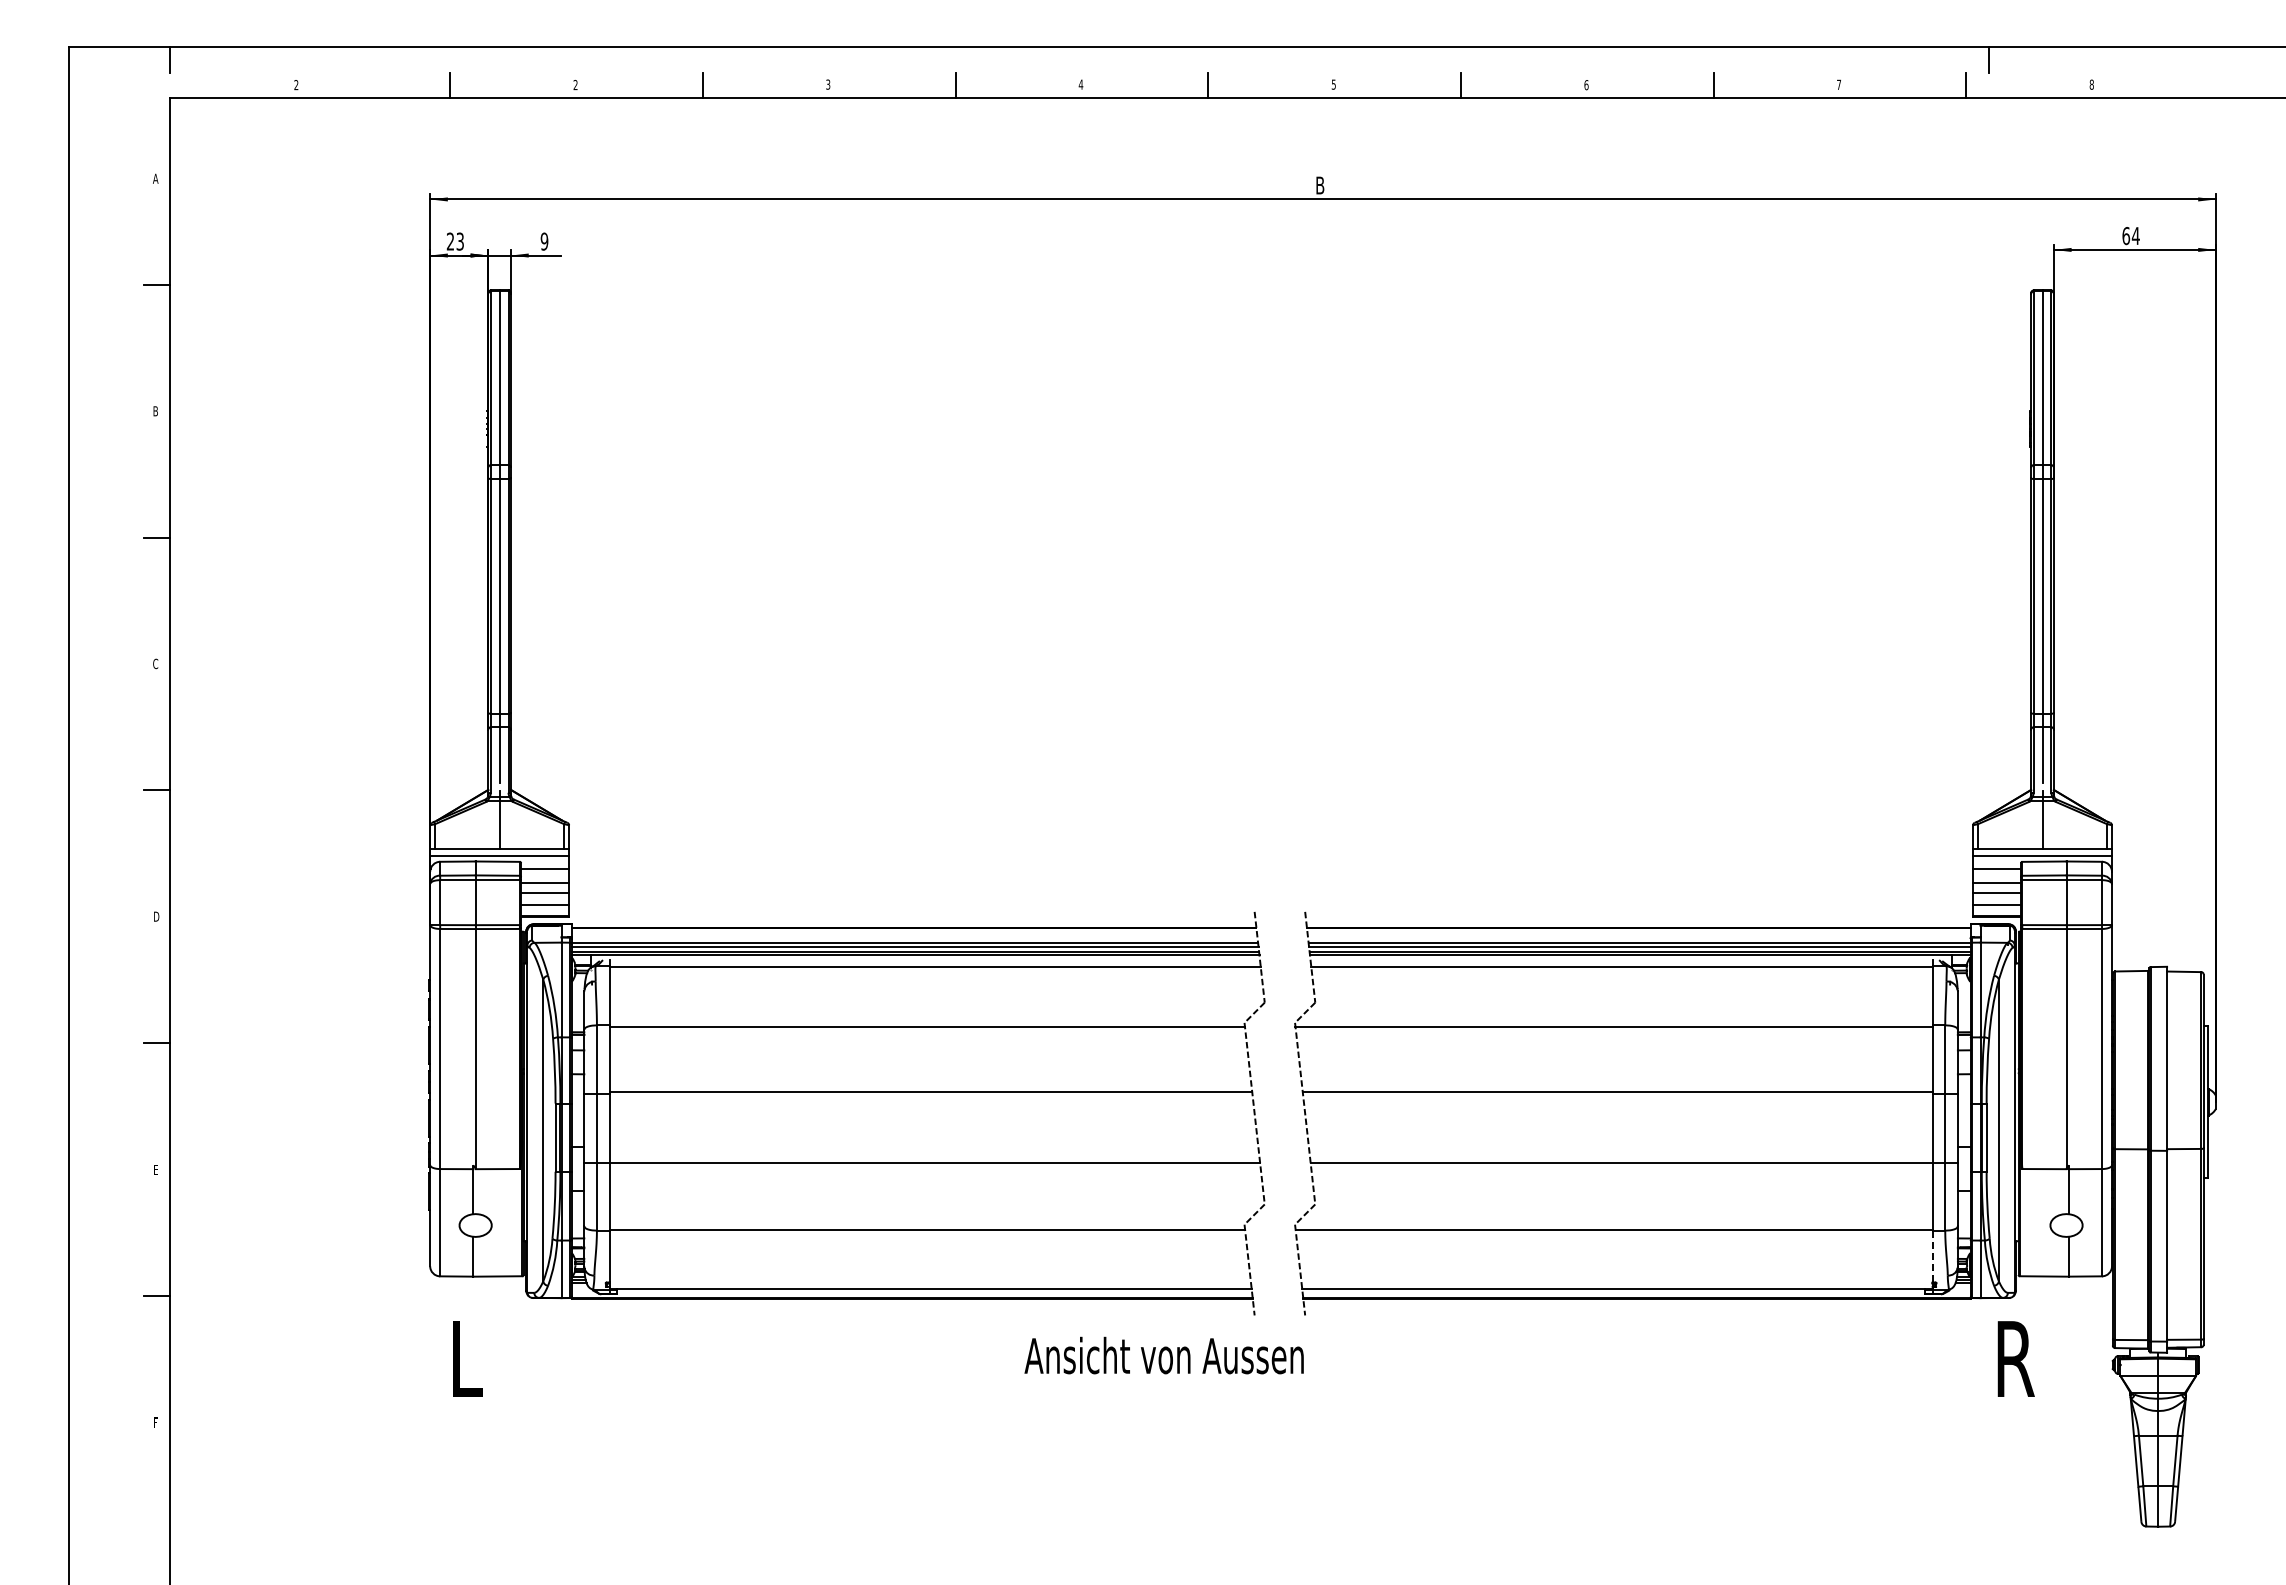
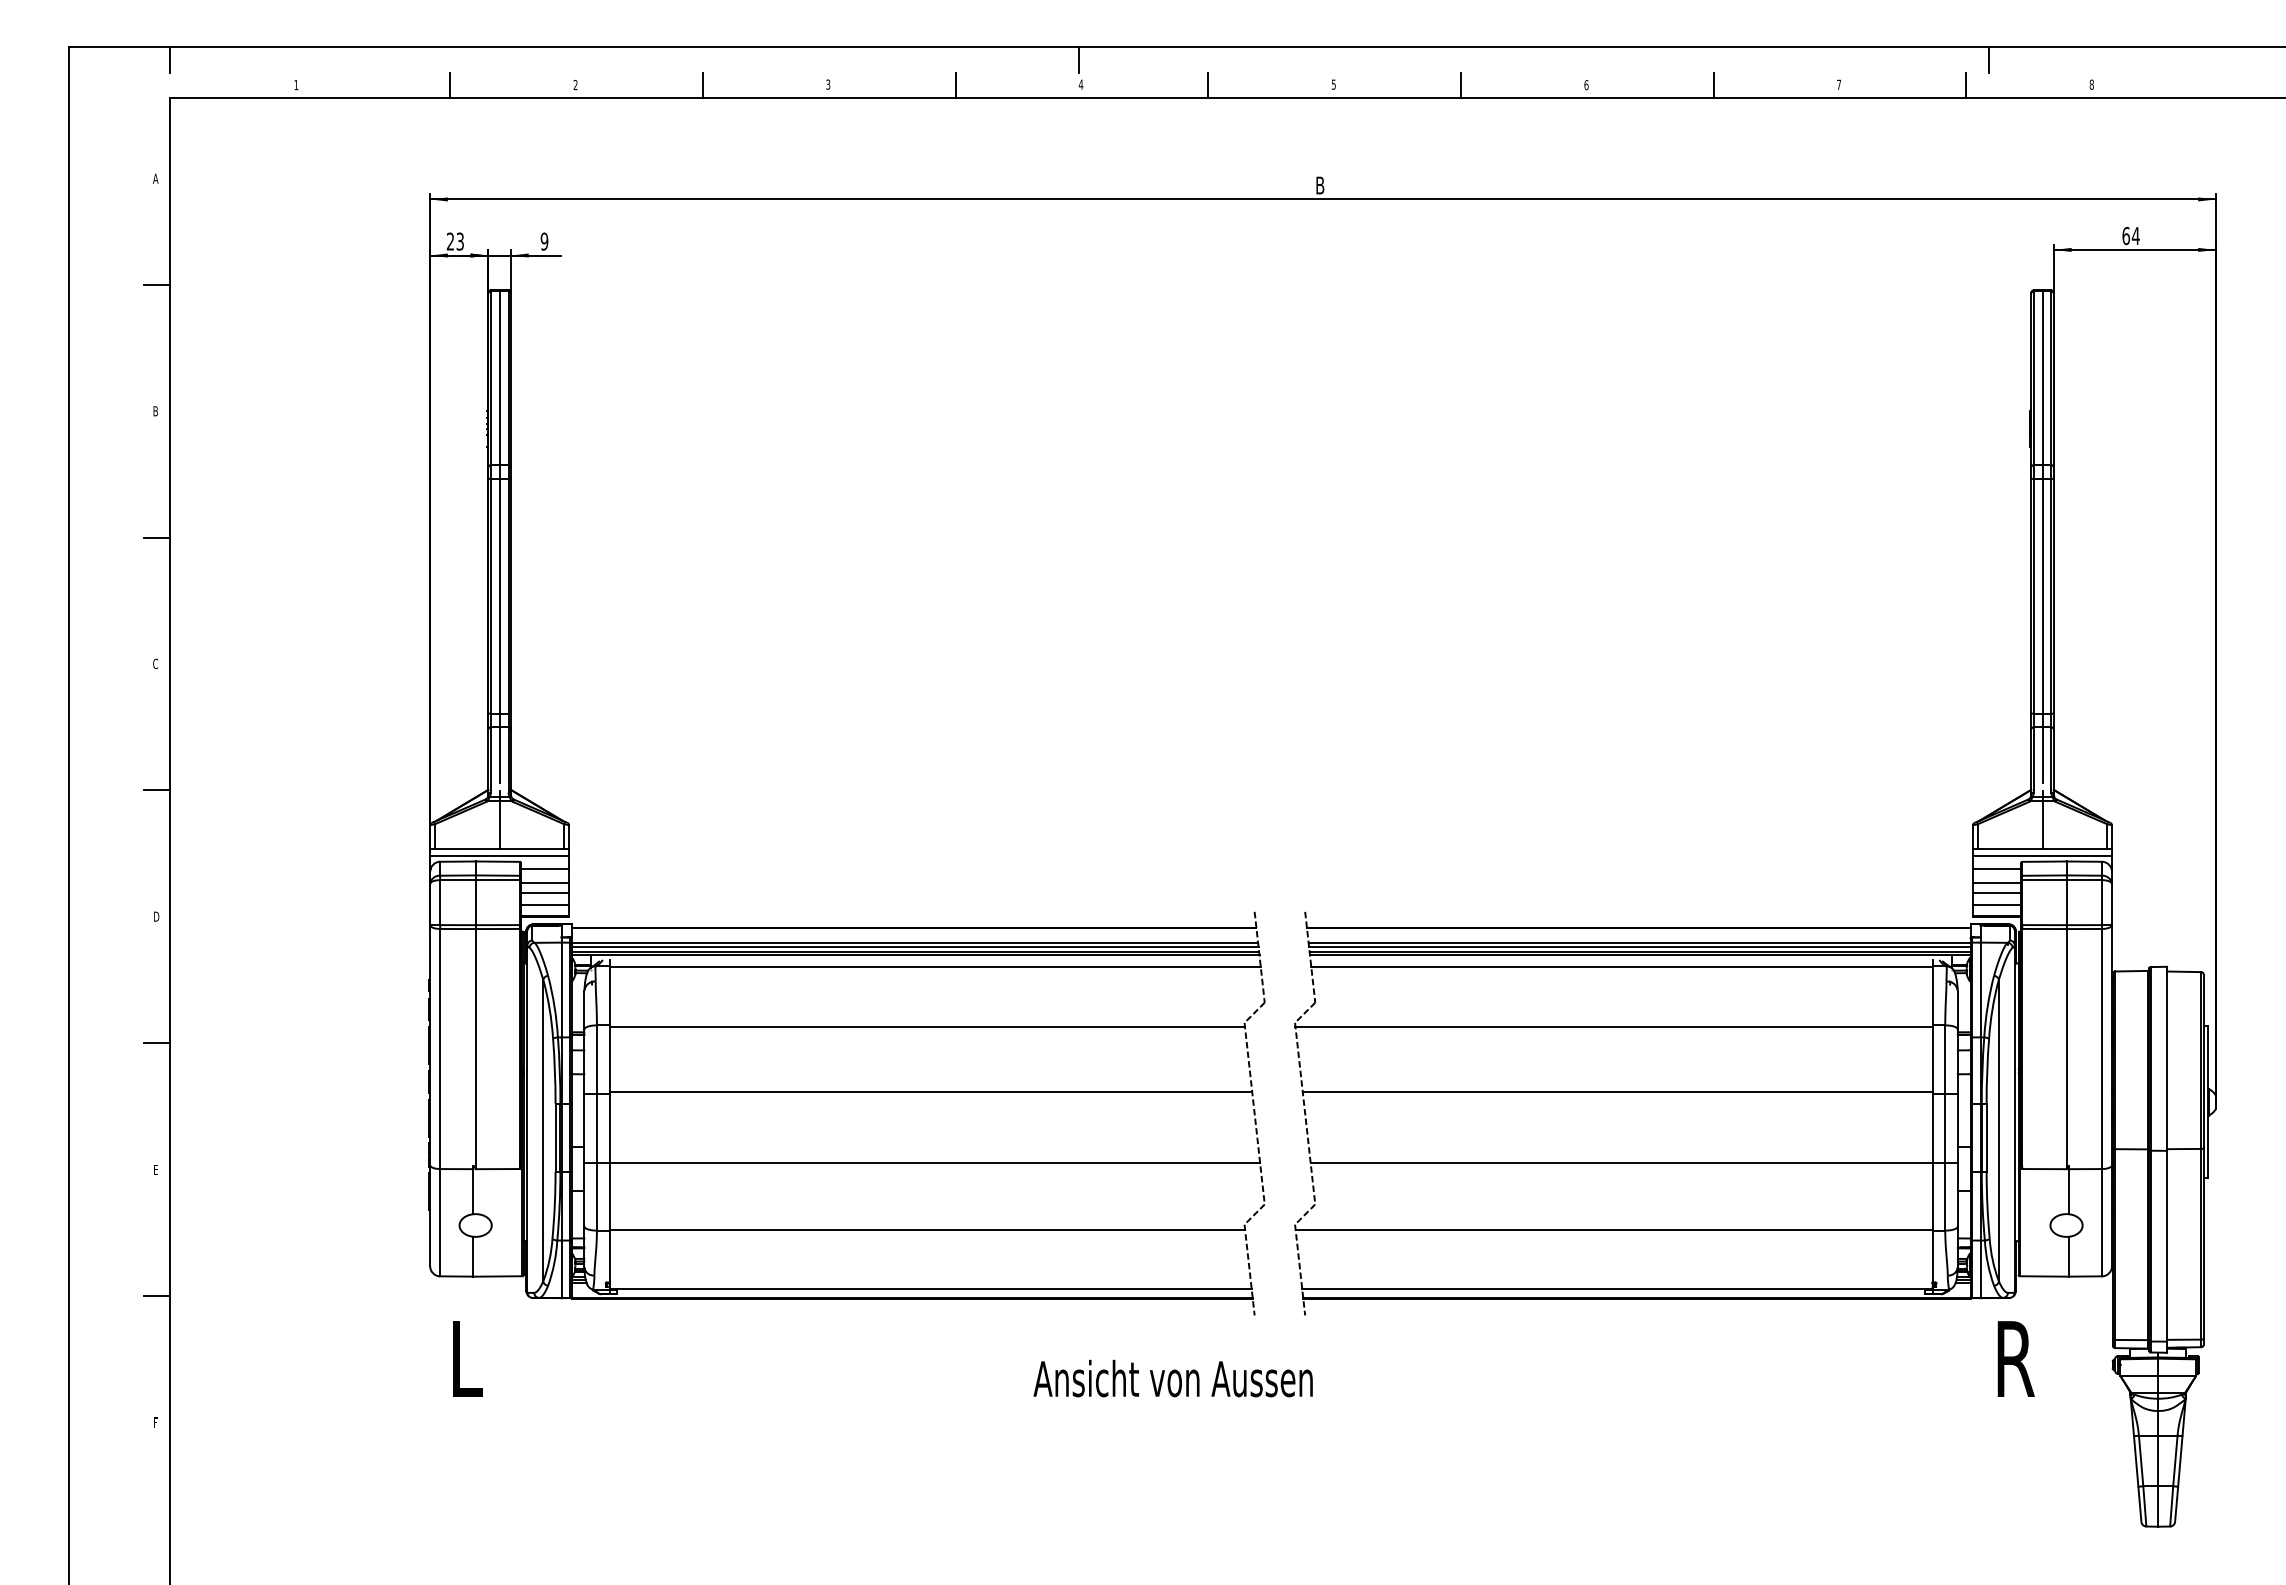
line: none -> present (1079, 59)
text: 2 -> 1 (296, 84)
line: dashed -> solid (1932, 1256)
text position: (1163, 1355) -> (1172, 1378) (1172, 1378)
